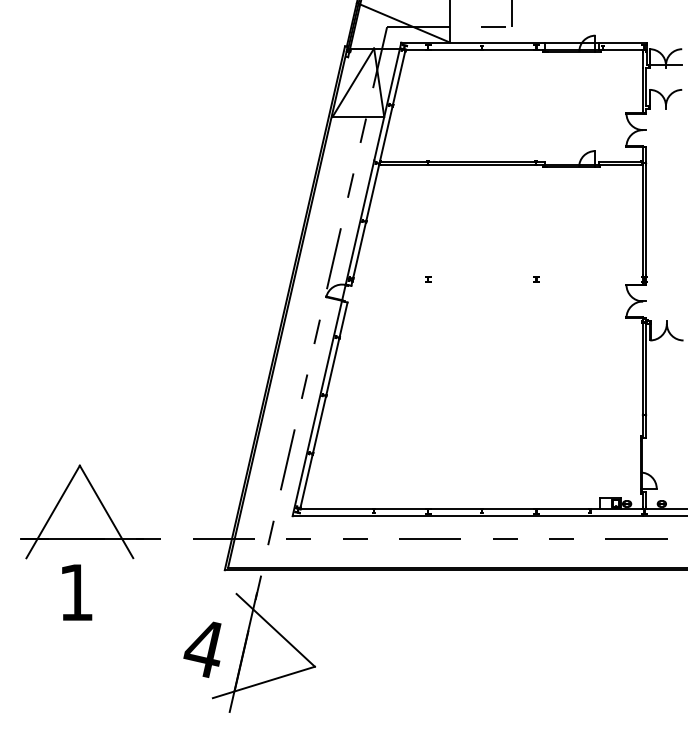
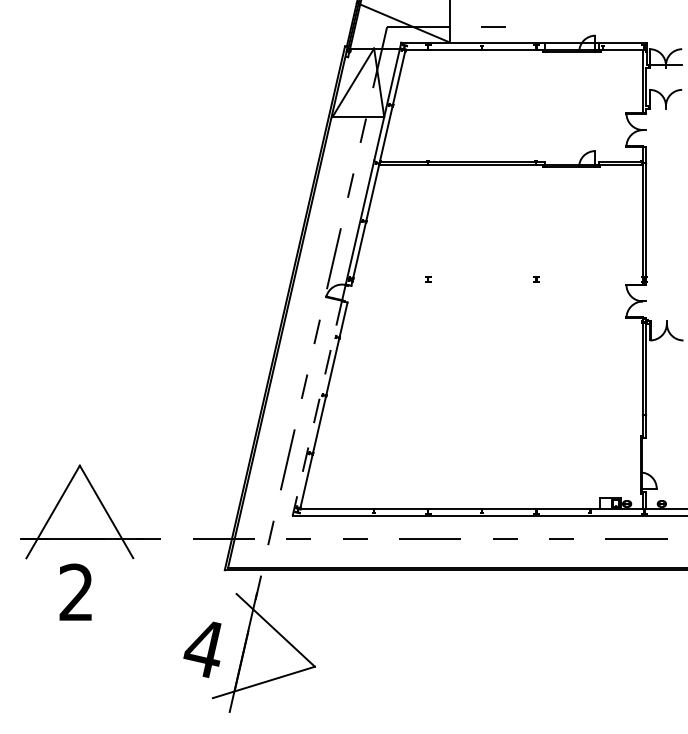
line: present -> none (511, 14)
line: solid -> dashed (317, 409)
text: 1 -> 2 (75, 591)
